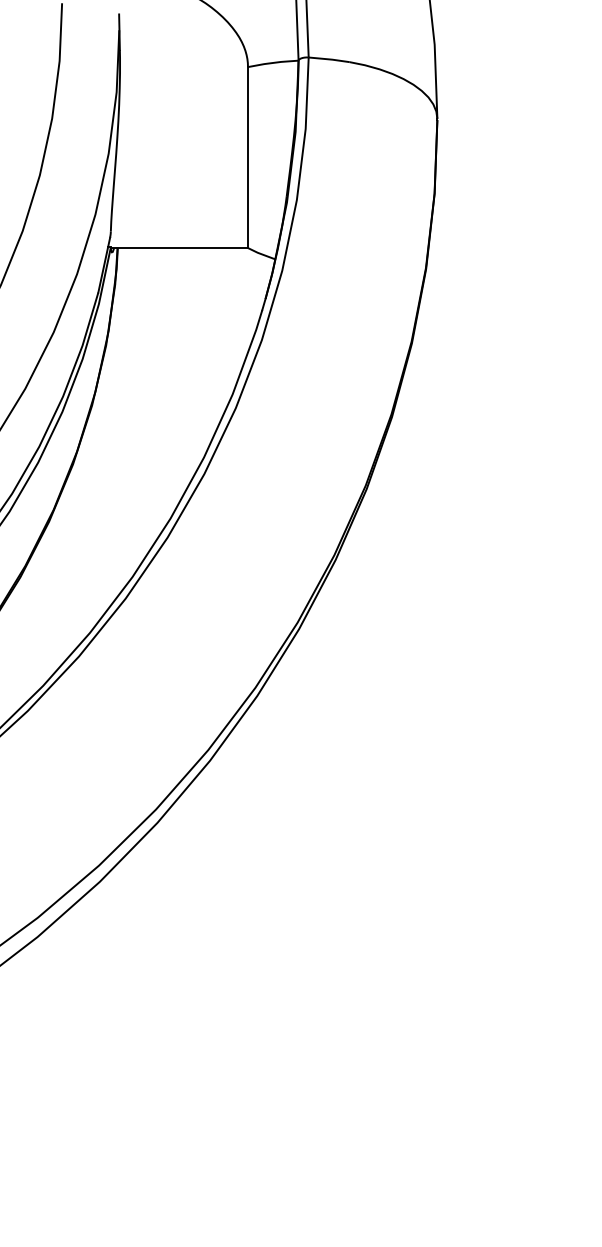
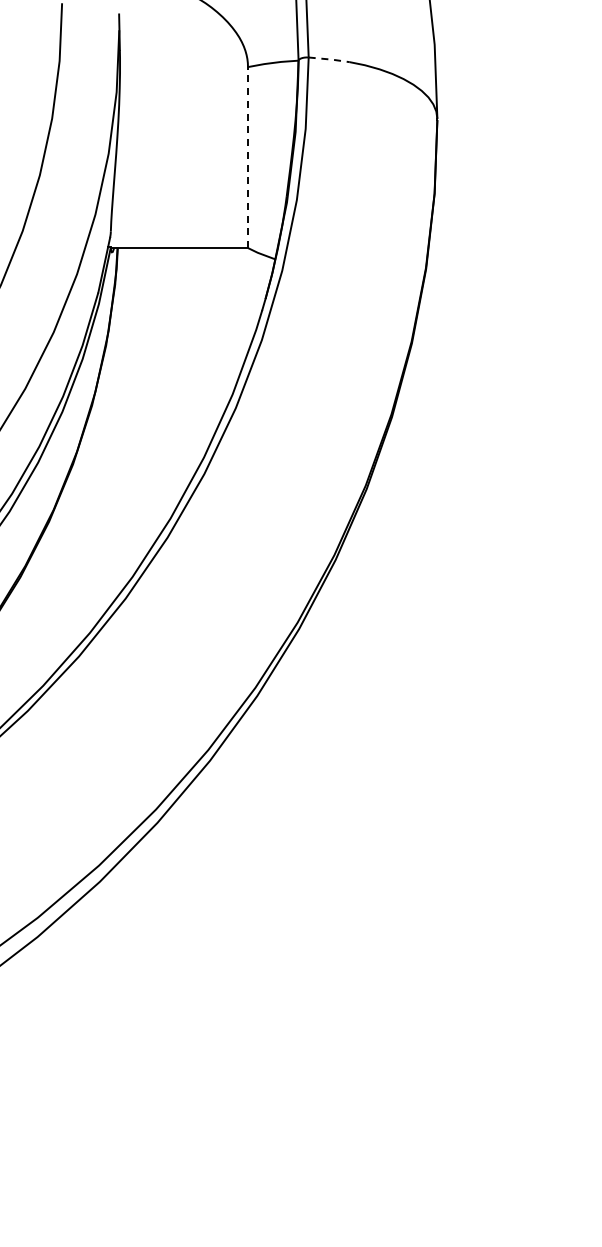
line: solid -> dashed (330, 59)
line: solid -> dashed (247, 157)
